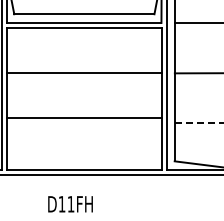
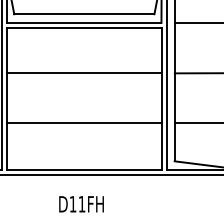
line position: (83, 118) -> (83, 123) (83, 123)
line: dashed -> solid (199, 123)
text position: (70, 204) -> (81, 204) (81, 204)
